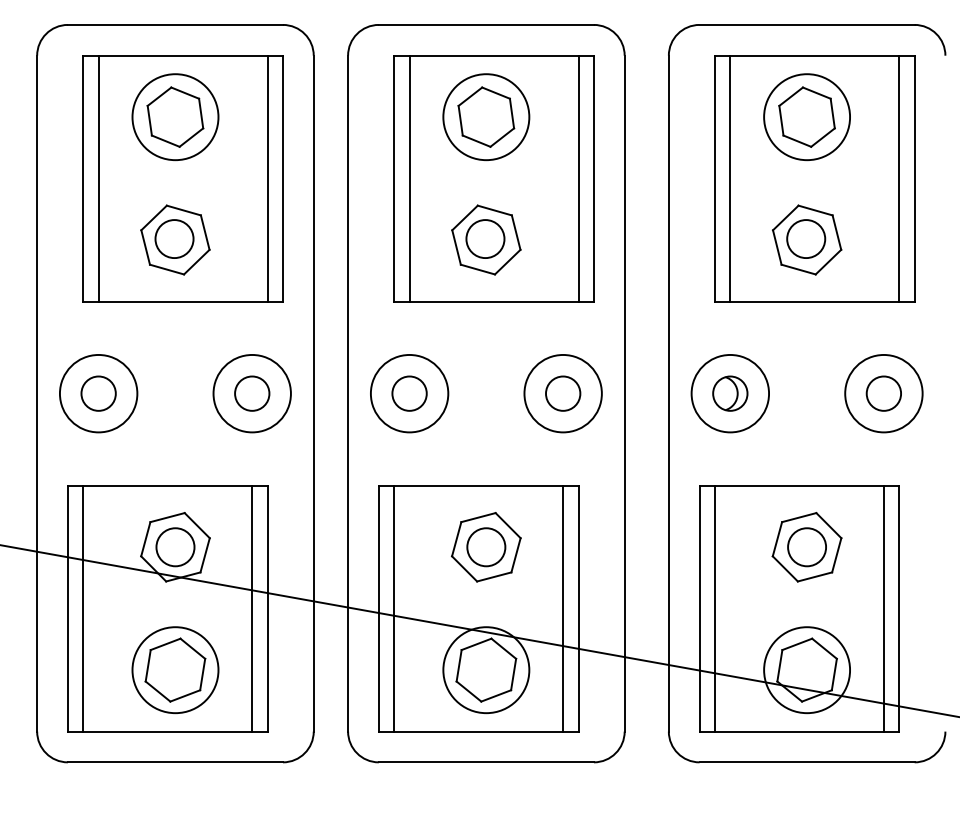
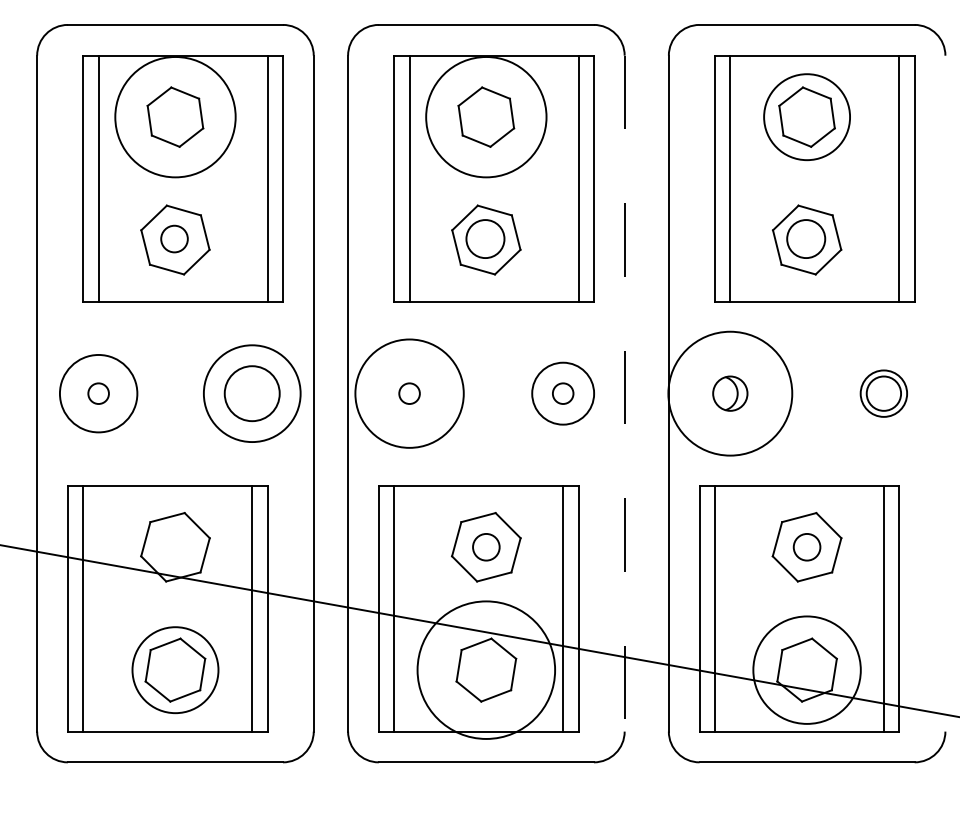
circle diameter: 86 px -> 120 px (175, 117)
circle diameter: 86 px -> 120 px (486, 117)
circle diameter: 38 px -> 27 px (174, 238)
circle diameter: 34 px -> 21 px (98, 393)
circle diameter: 77 px -> 97 px (251, 393)
circle diameter: 34 px -> 55 px (251, 393)
circle diameter: 34 px -> 21 px (409, 393)
circle diameter: 77 px -> 108 px (409, 393)
circle diameter: 77 px -> 62 px (563, 393)
circle diameter: 34 px -> 21 px (562, 393)
line: solid -> dashed (624, 393)
circle diameter: 77 px -> 124 px (730, 393)
circle diameter: 77 px -> 46 px (883, 393)
circle: present -> none (175, 547)
circle diameter: 38 px -> 27 px (486, 546)
circle diameter: 38 px -> 27 px (806, 546)
circle diameter: 86 px -> 138 px (486, 669)
circle diameter: 86 px -> 107 px (806, 669)
